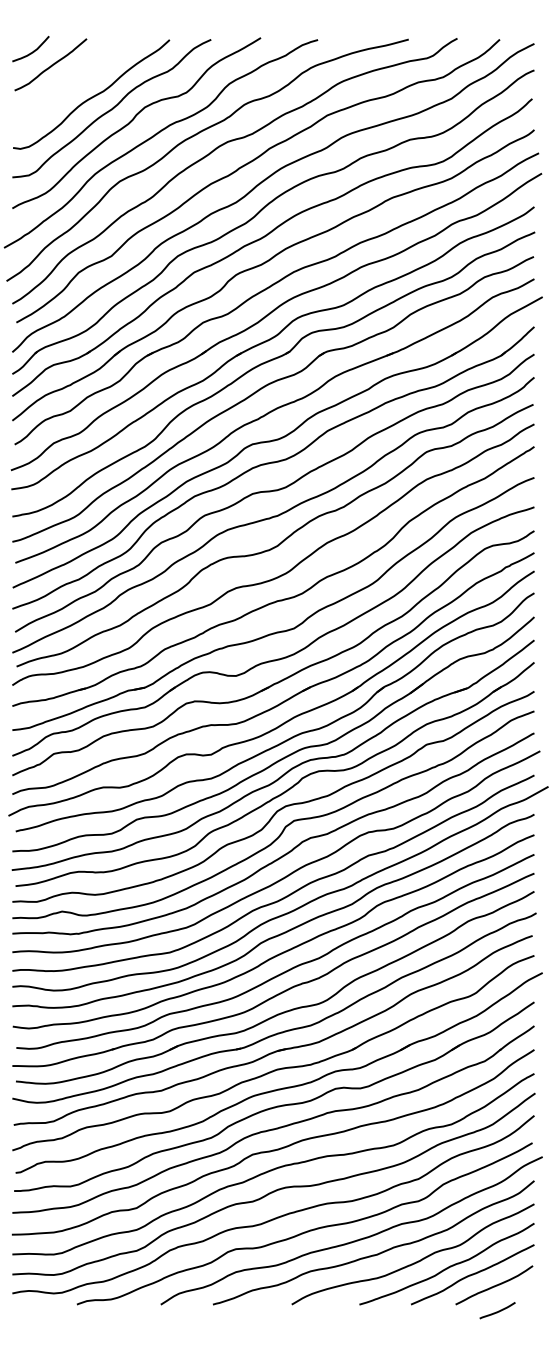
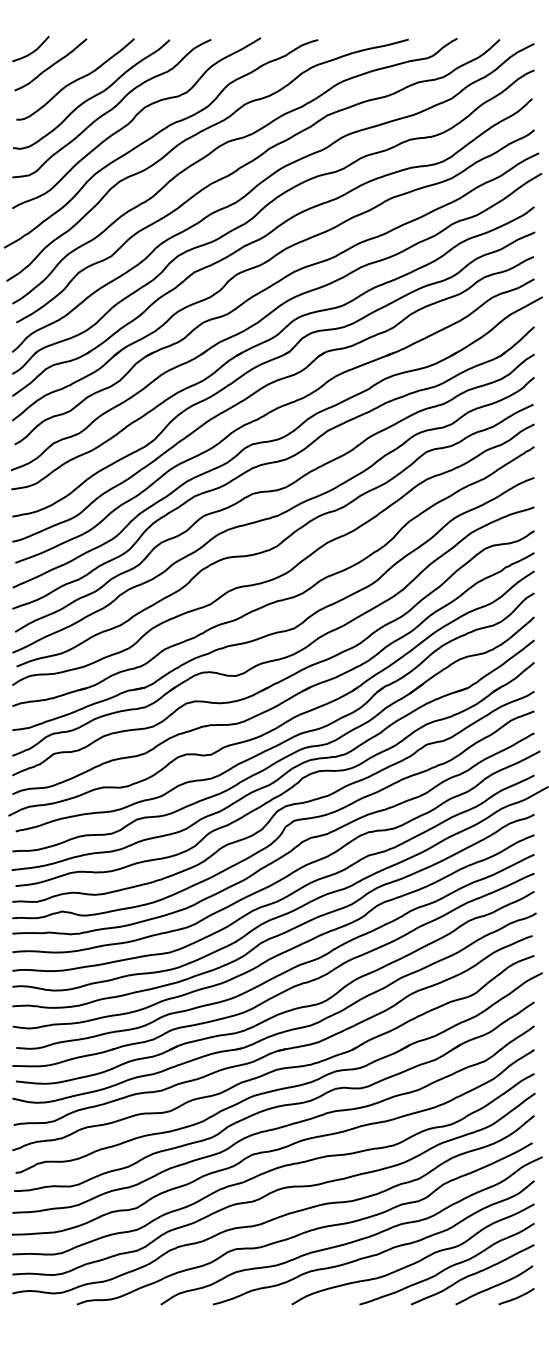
curve: none -> present (75, 79)
curve position: (498, 1310) -> (517, 1296) (517, 1296)
